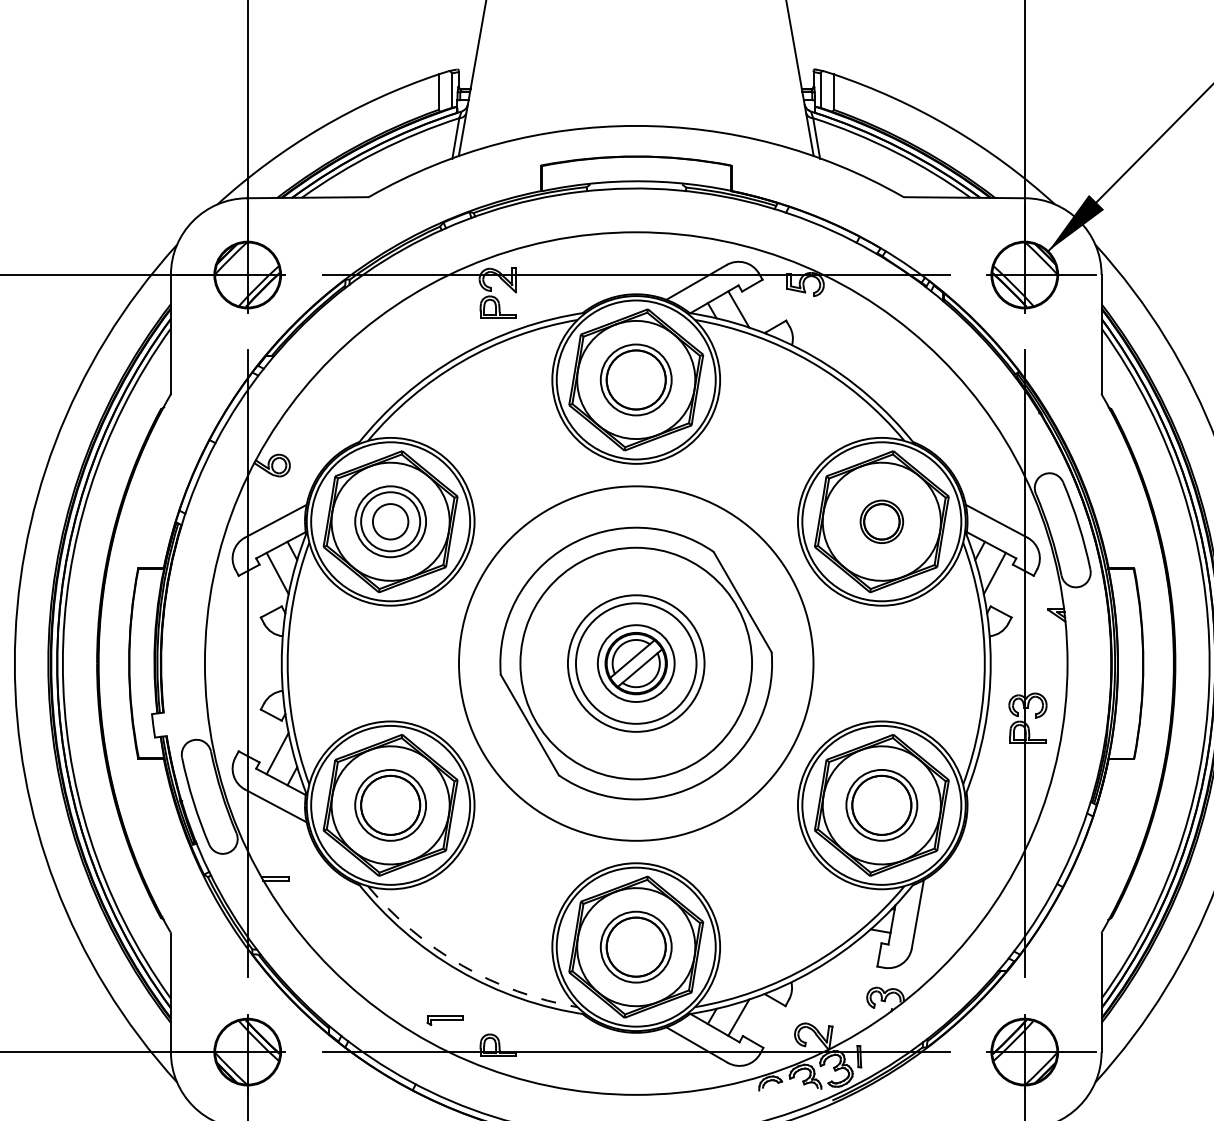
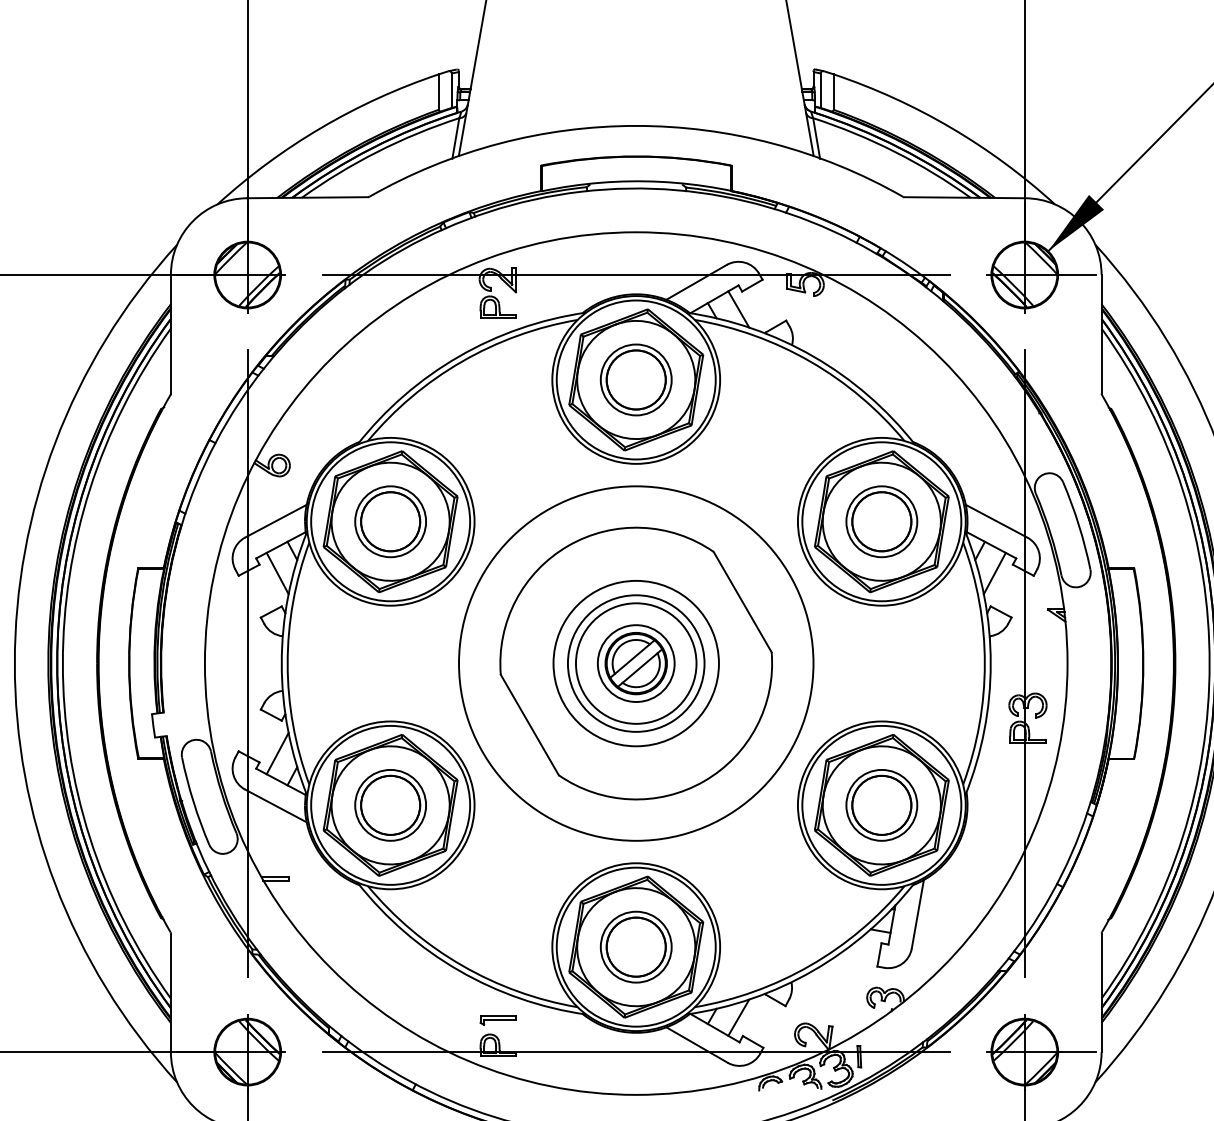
circle diameter: 35 px -> 59 px (390, 521)
part size: 46x45 px -> 74x74 px (881, 521)
circle diameter: 232 px -> 165 px (635, 663)
arc: dashed -> solid (461, 965)
part position: (444, 1020) -> (497, 1020) (497, 1020)
